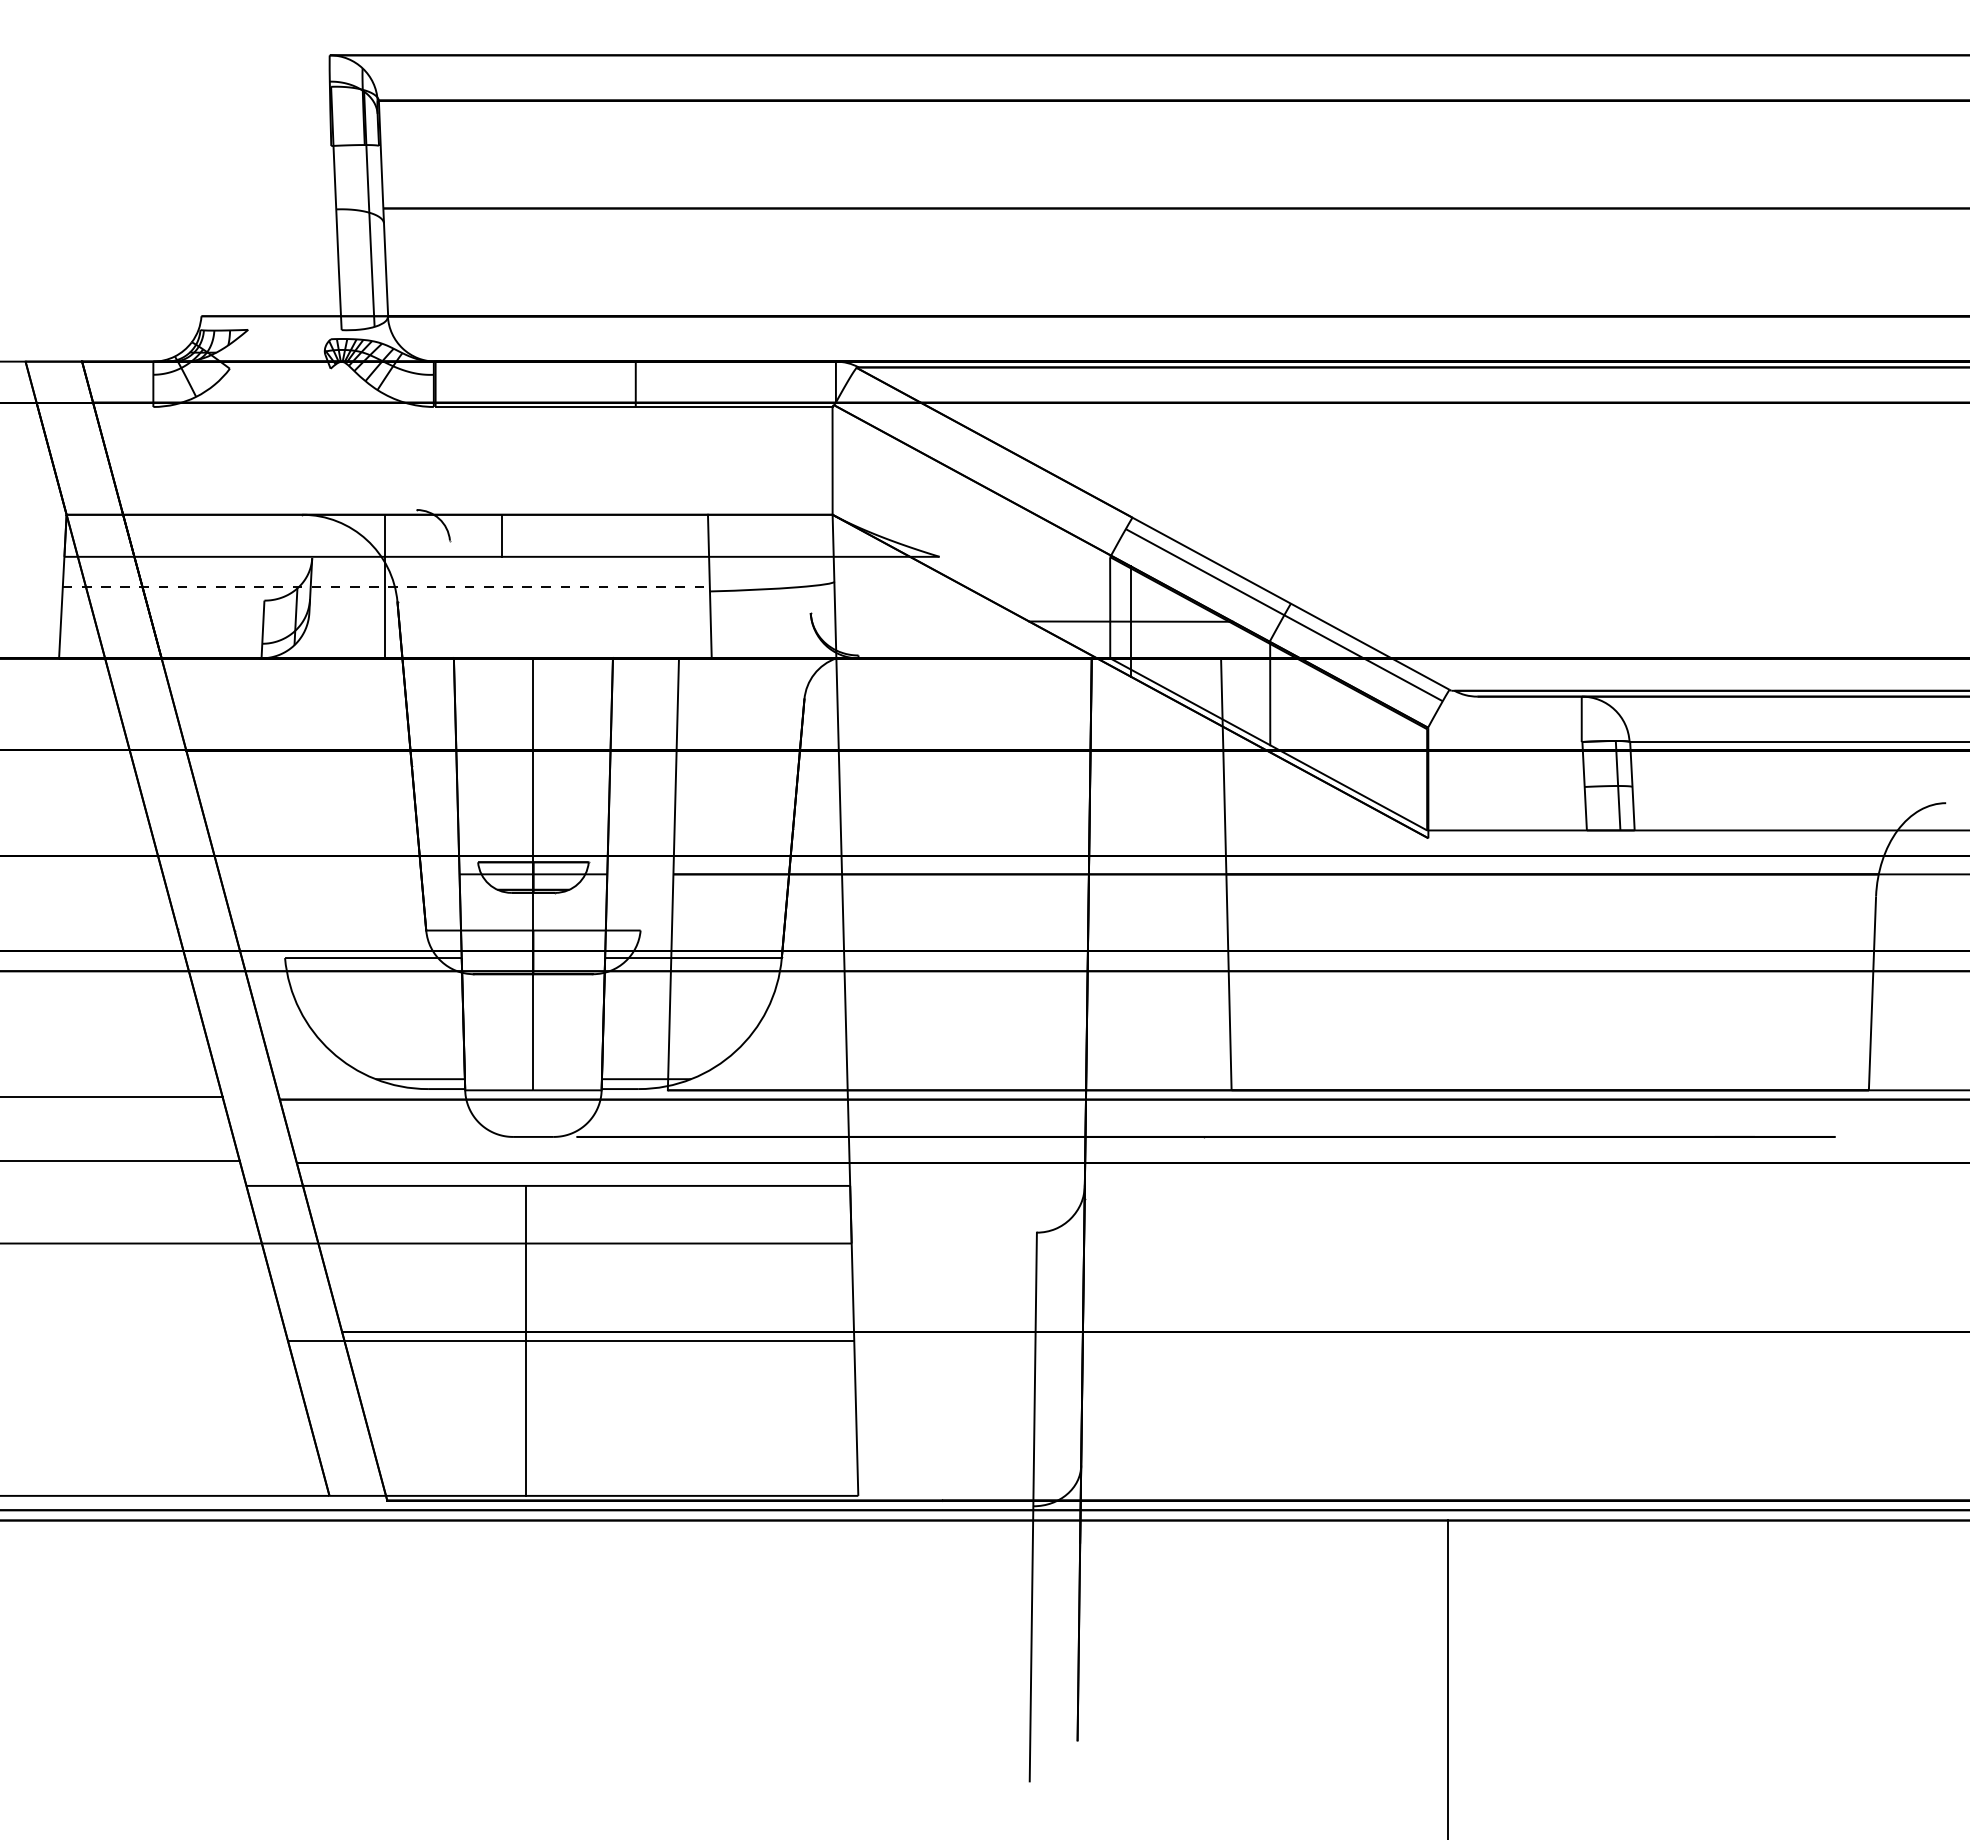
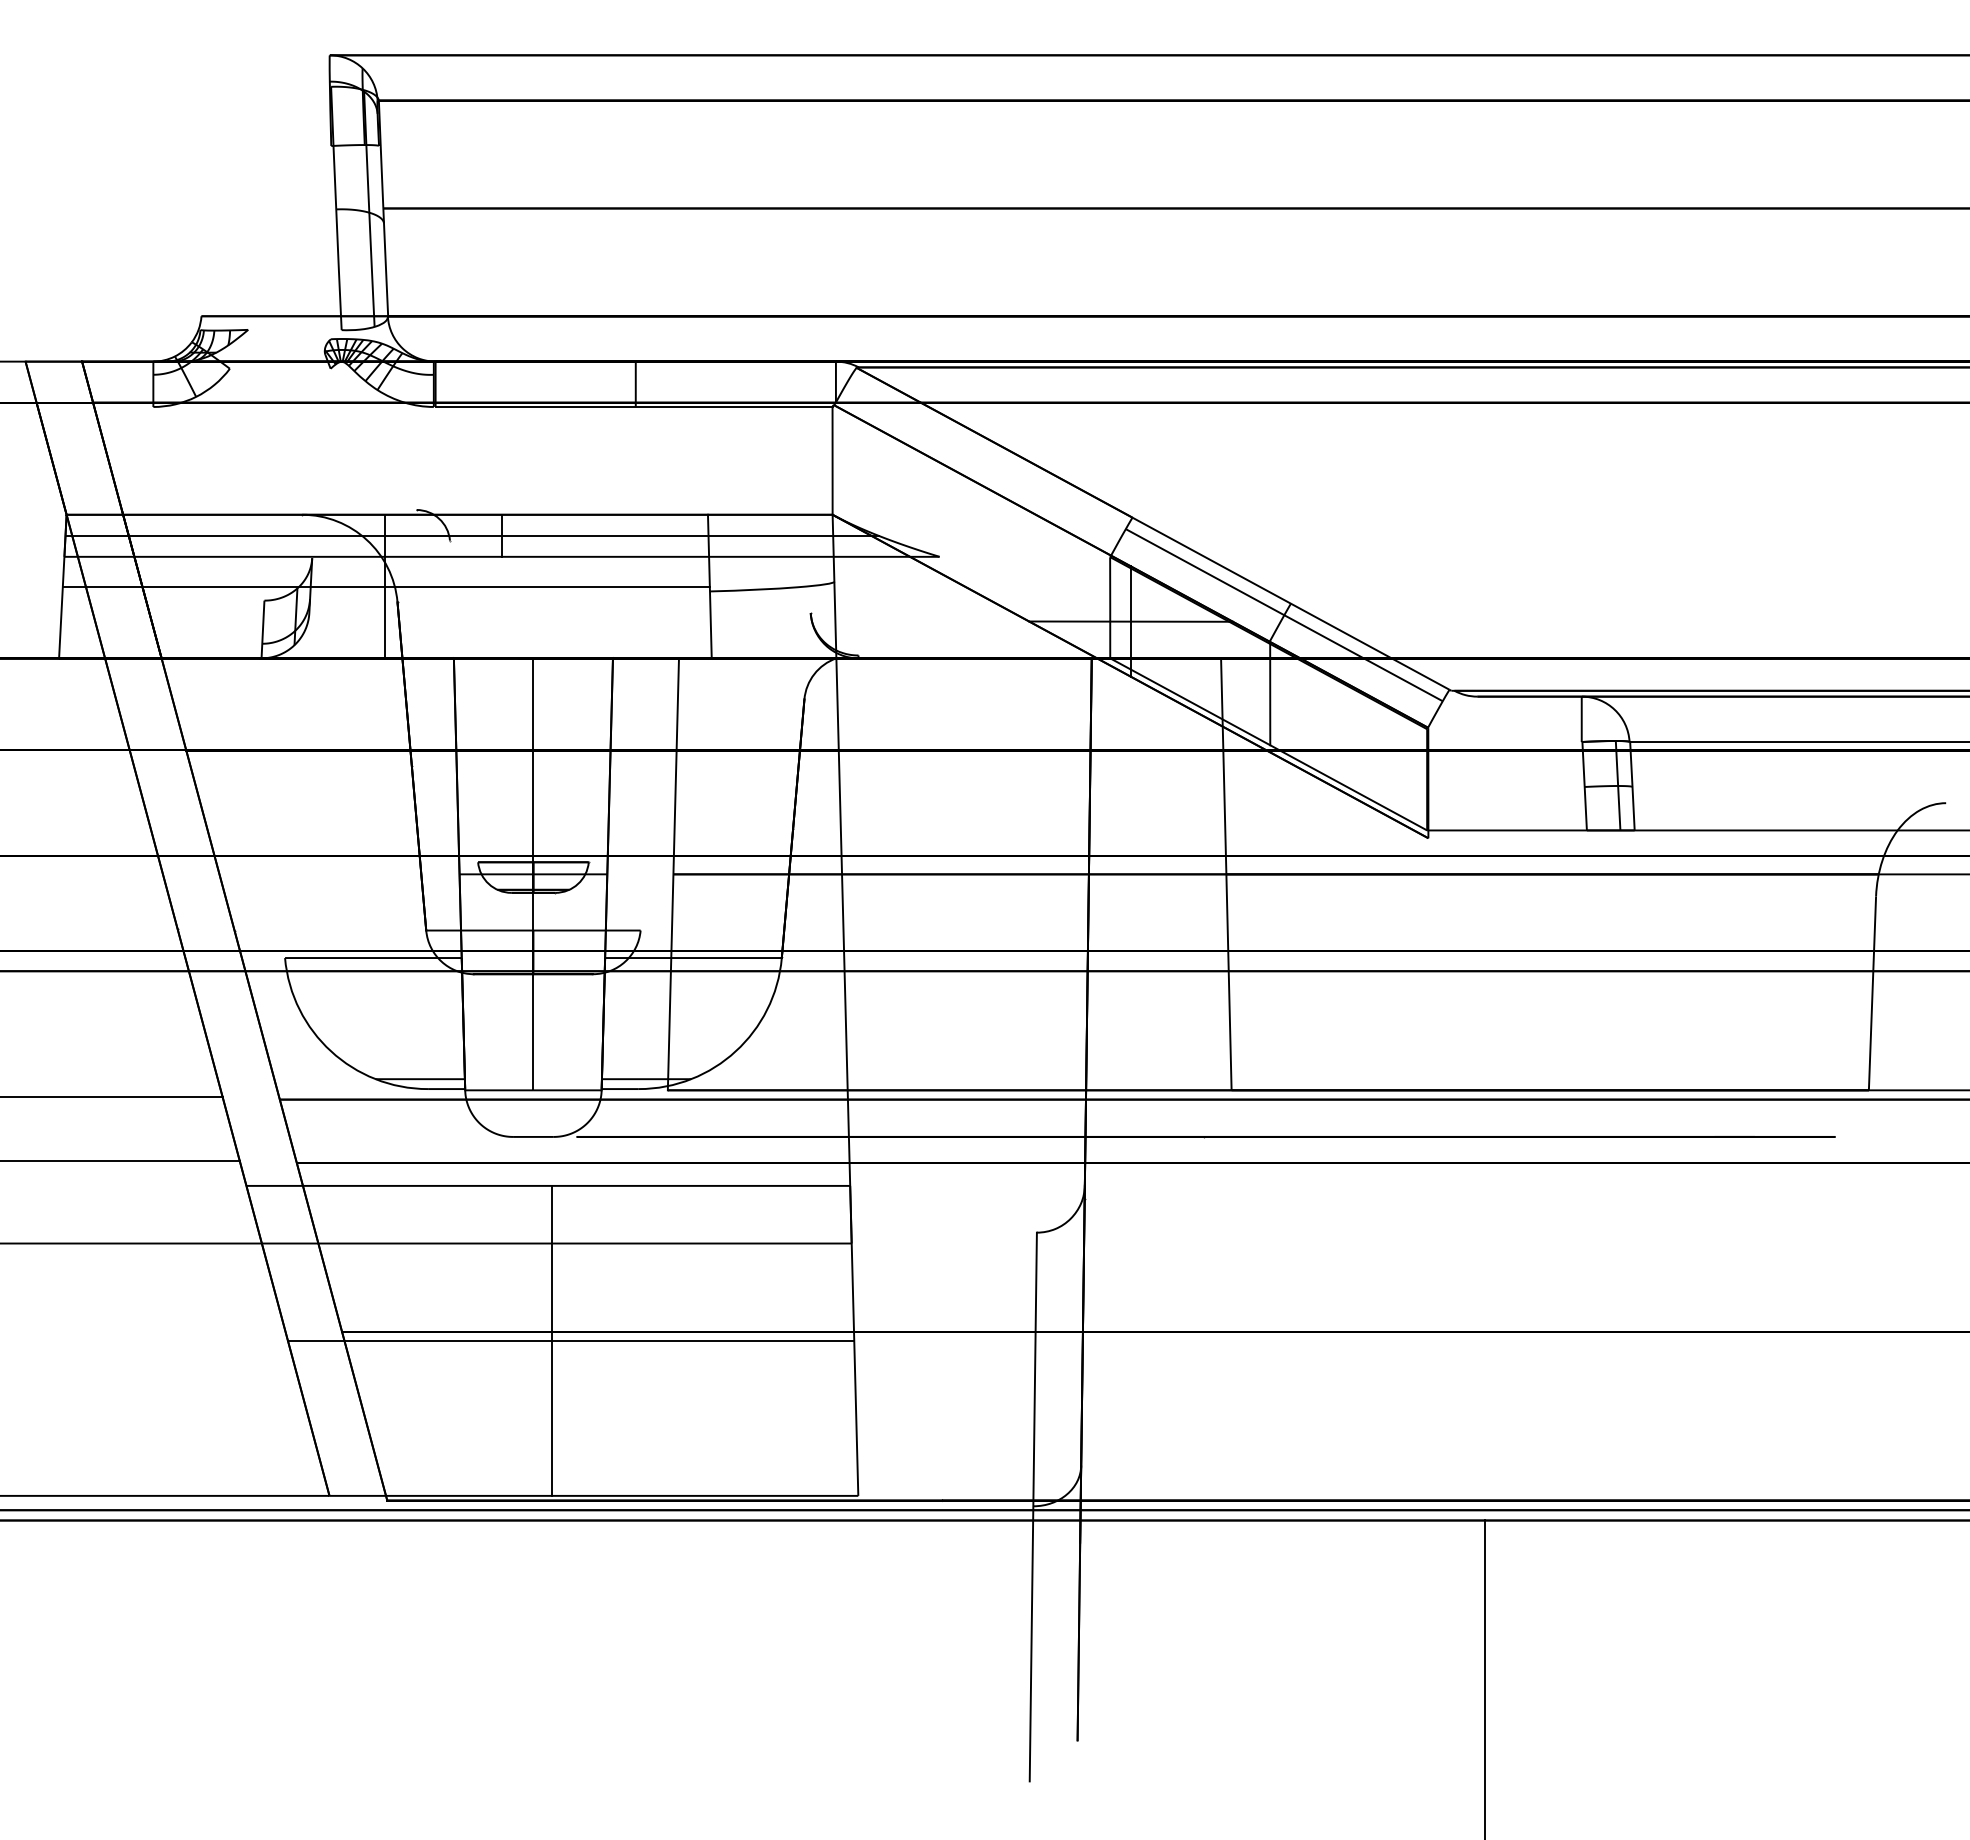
line: none -> present (471, 535)
line: dashed -> solid (386, 586)
line position: (526, 1340) -> (552, 1340) (552, 1340)
line position: (1448, 1678) -> (1485, 1678) (1485, 1678)
